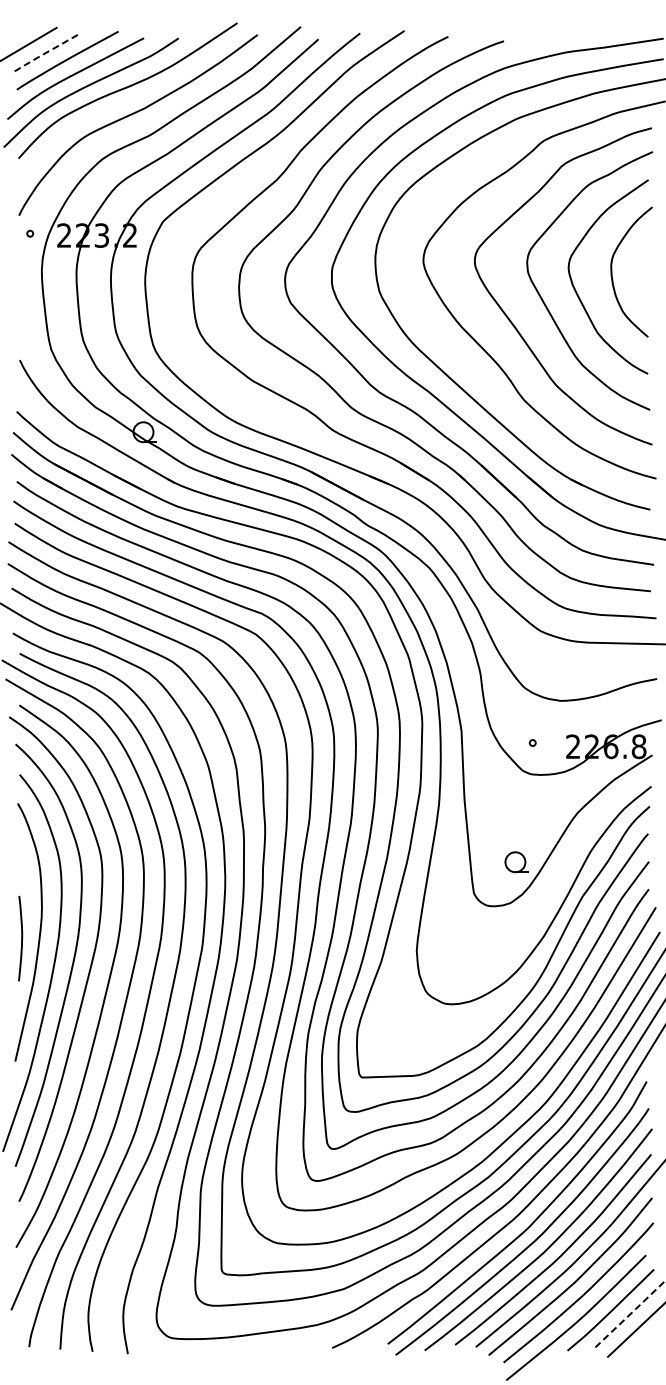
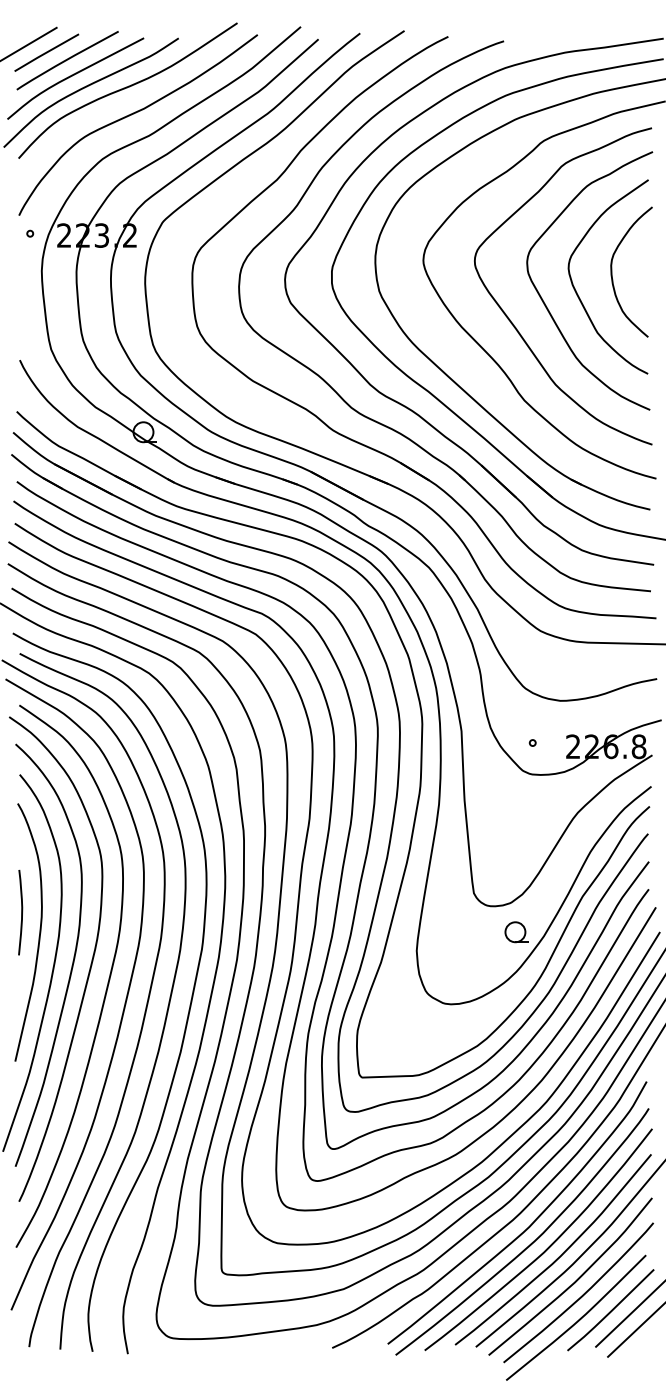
line: dashed -> solid (46, 52)
part position: (516, 862) -> (516, 932) (516, 932)
curve position: (21, 938) -> (21, 912) (21, 912)
line: dashed -> solid (630, 1313)
